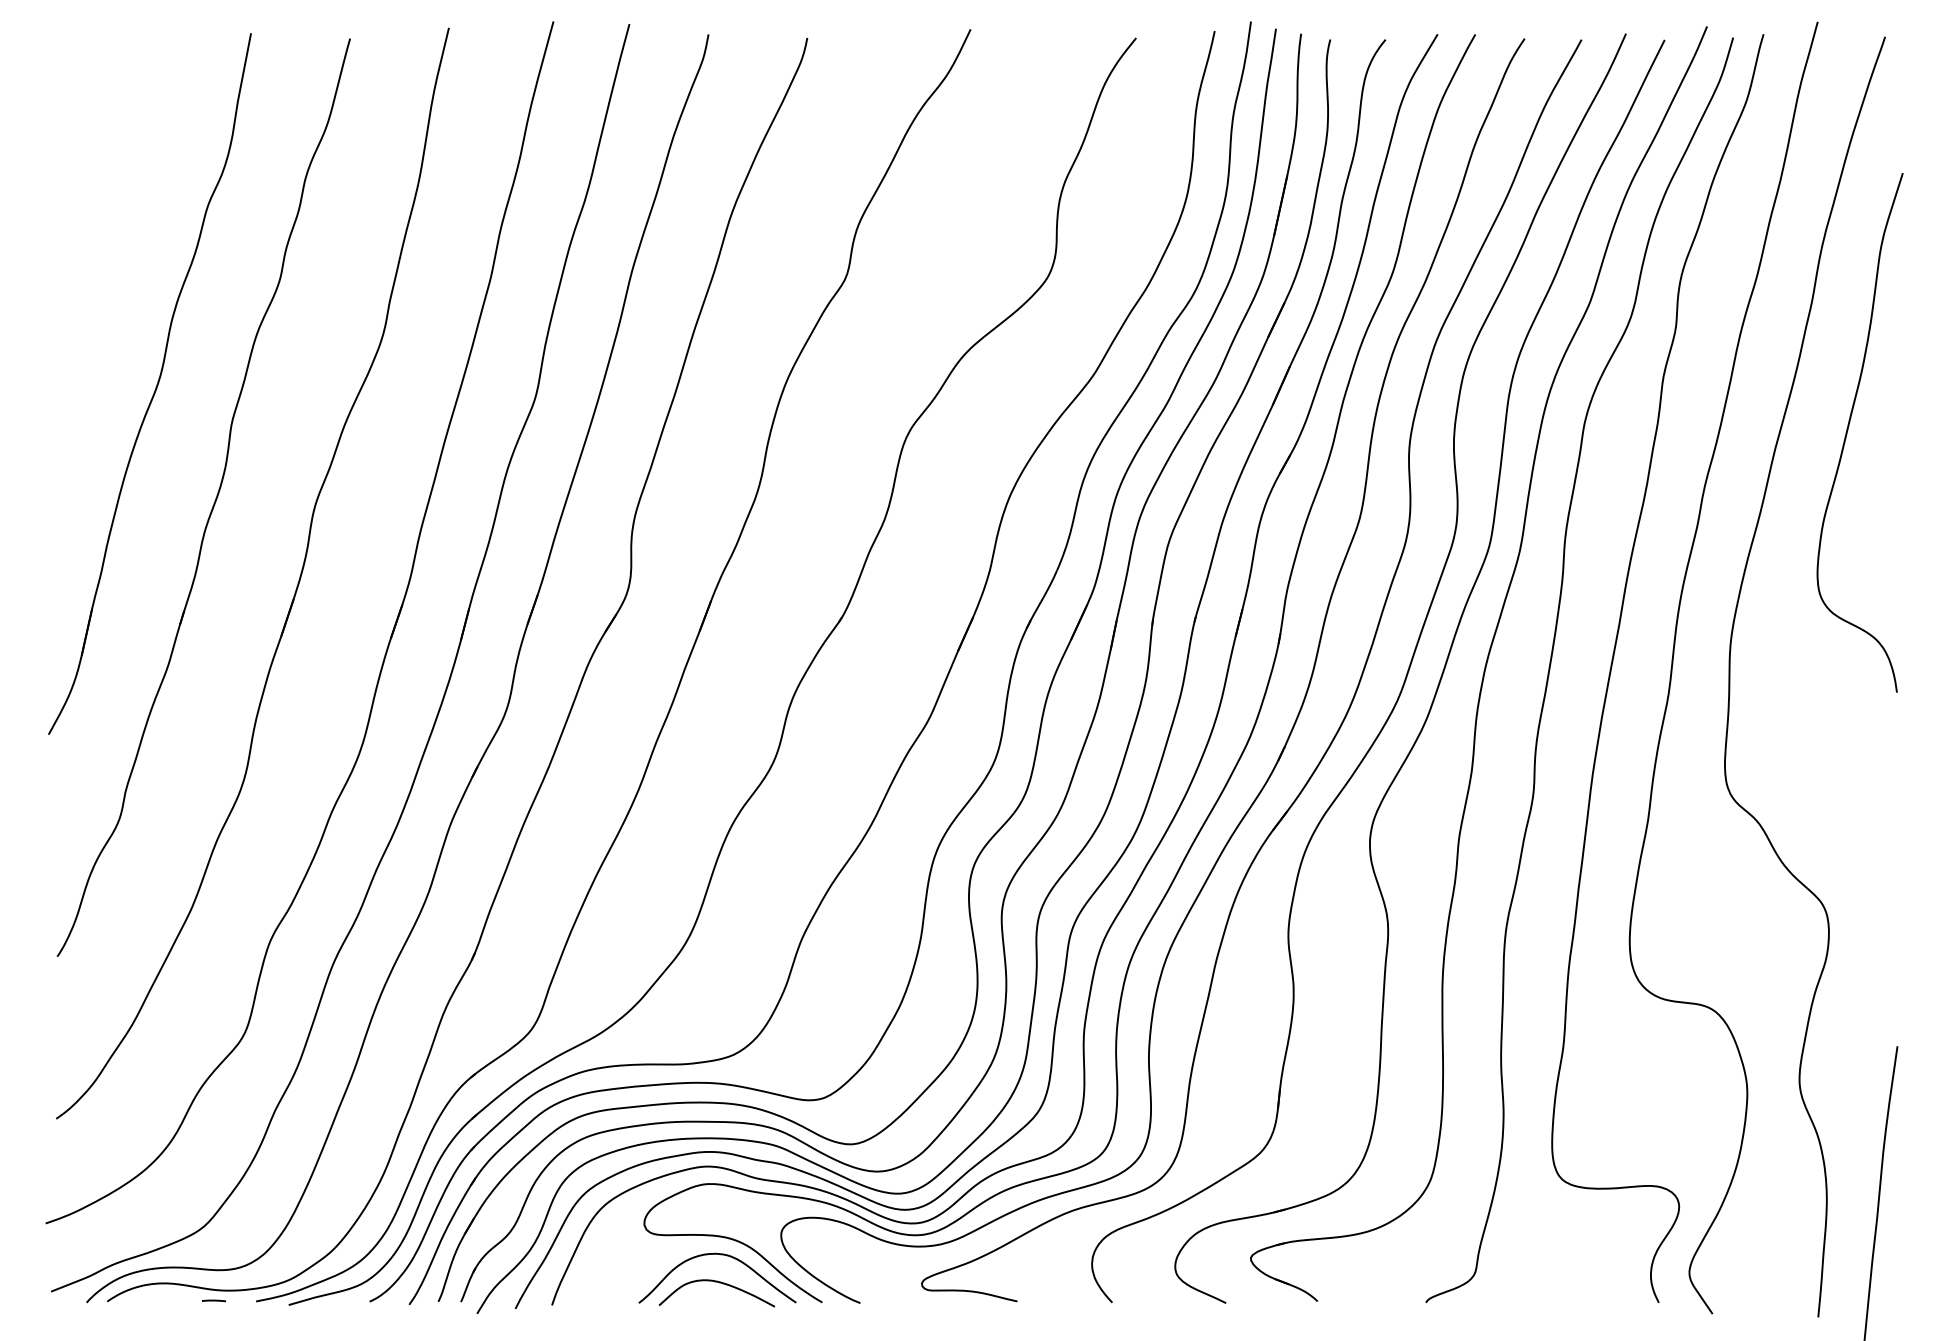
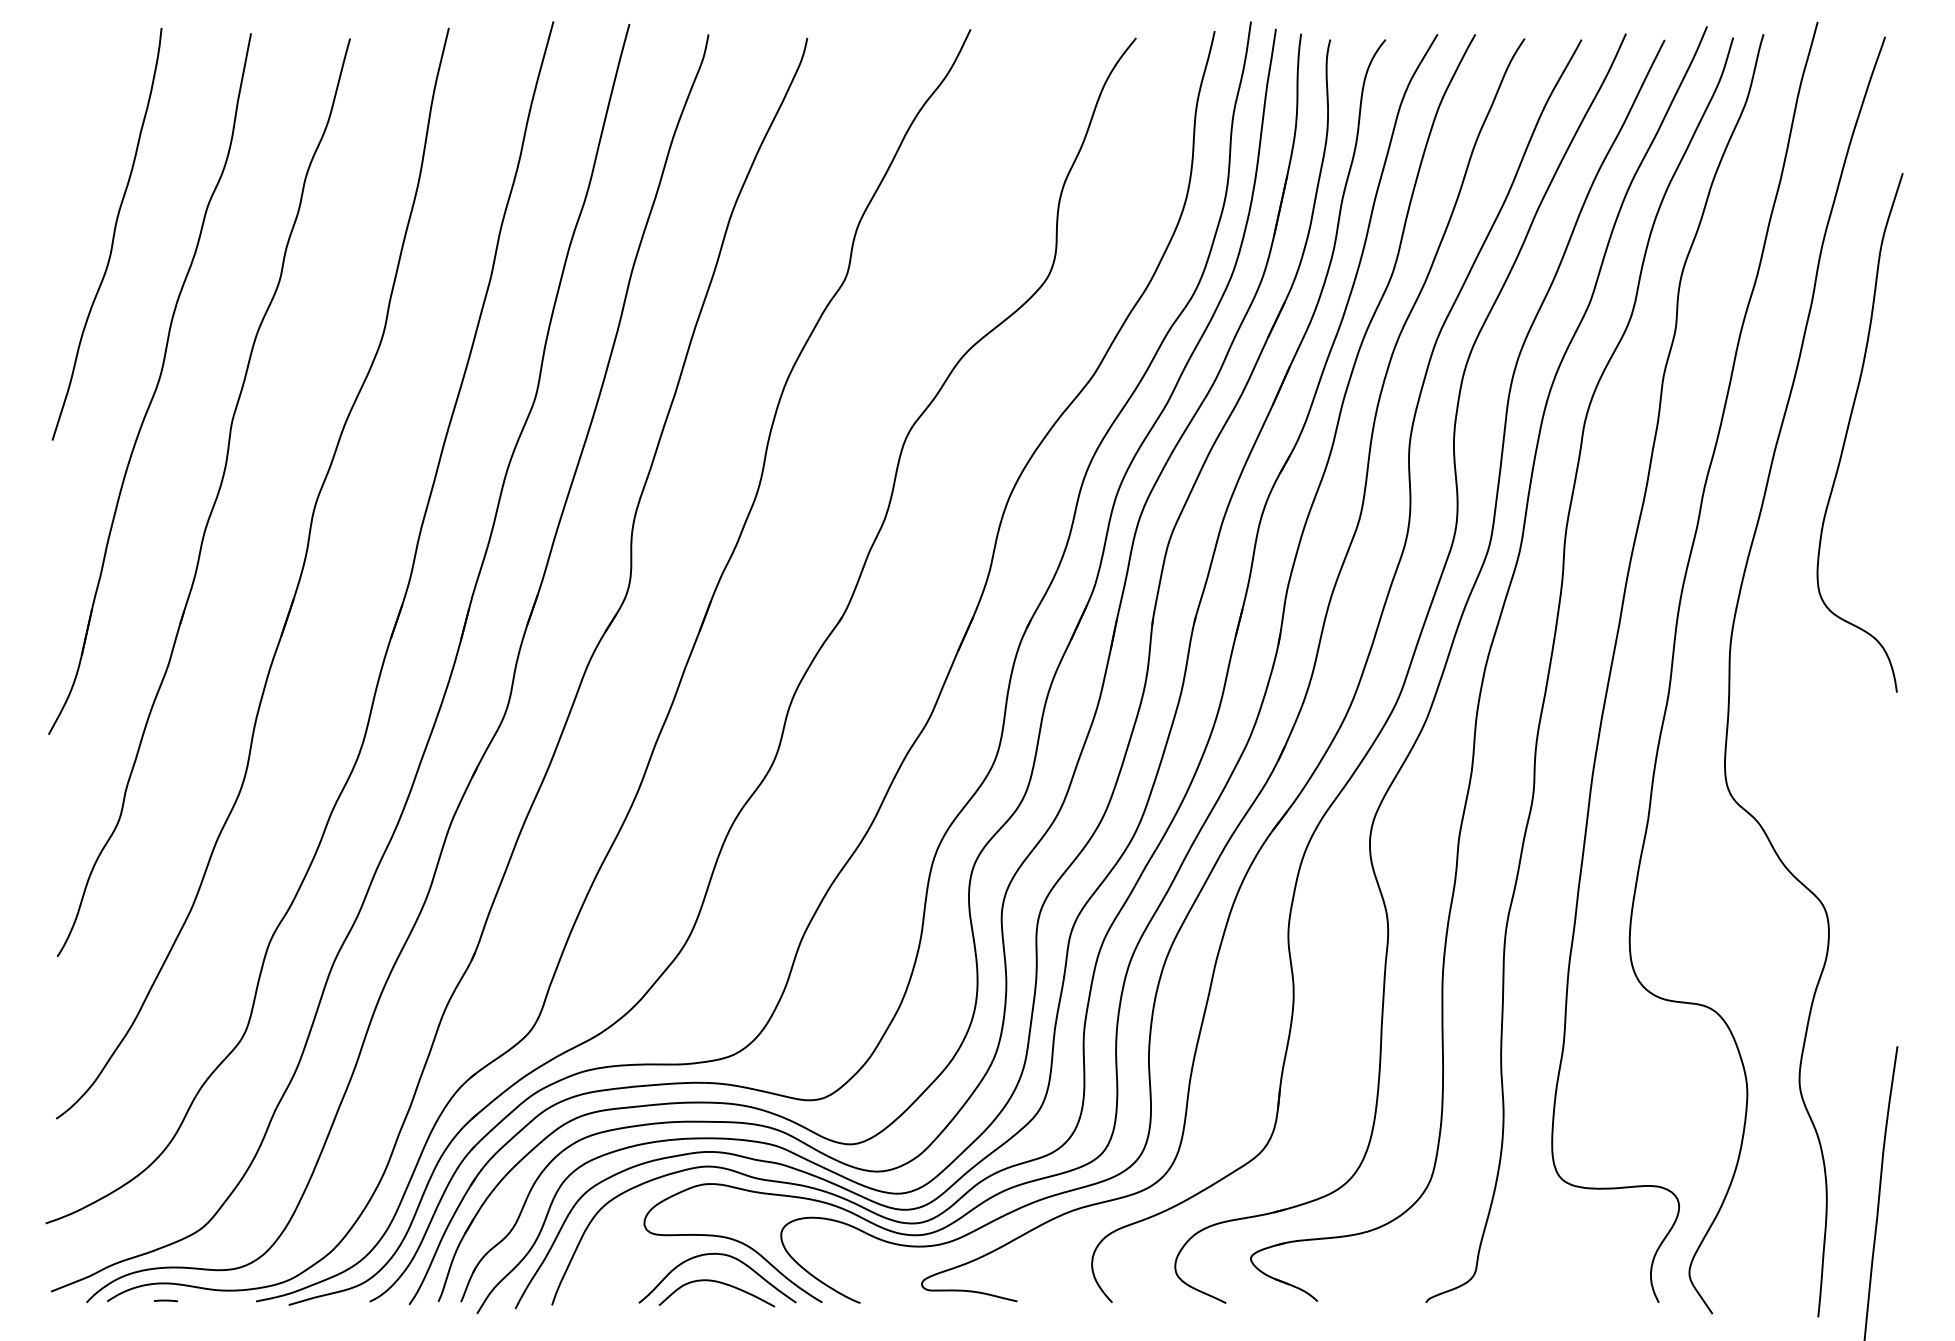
curve: none -> present (112, 236)
line position: (213, 1300) -> (165, 1300) (165, 1300)
